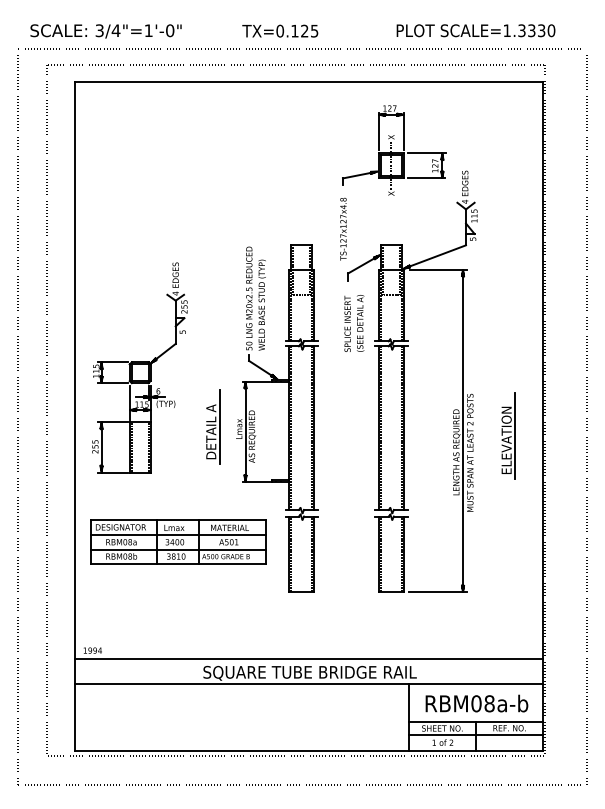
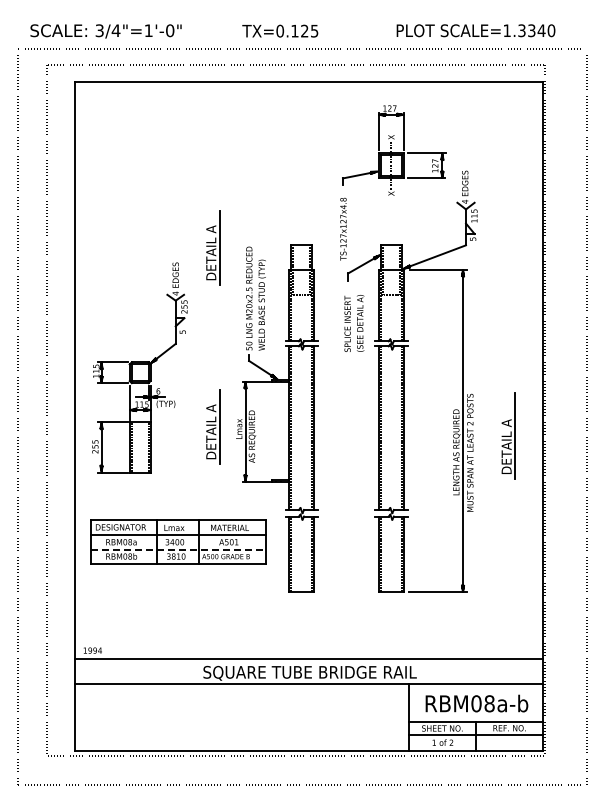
text: SCALE=1.3330 -> SCALE=1.3340 (541, 30)
part: none -> present (213, 247)
text: ELEVATION -> DETAIL A (506, 439)
line: solid -> dashed (178, 549)
